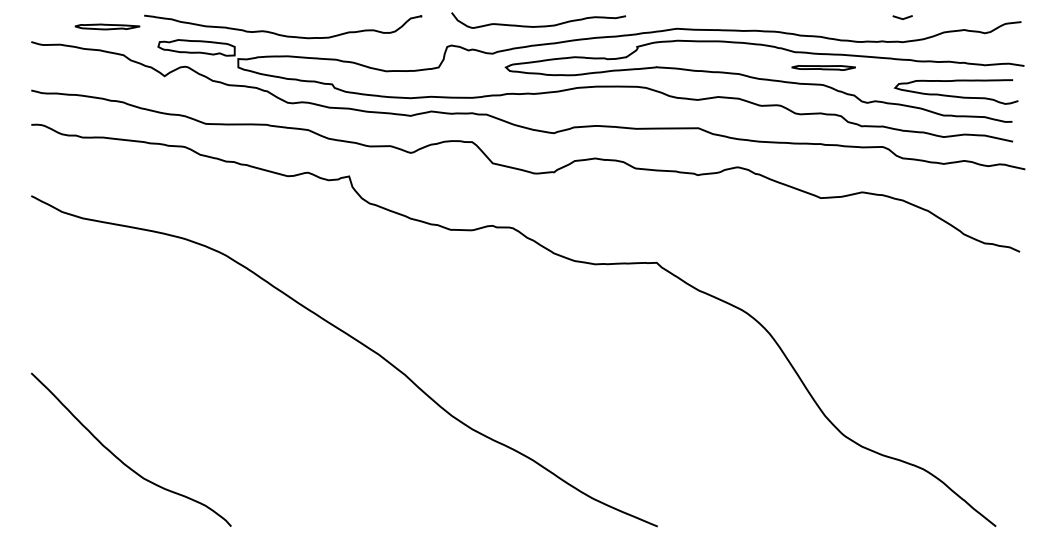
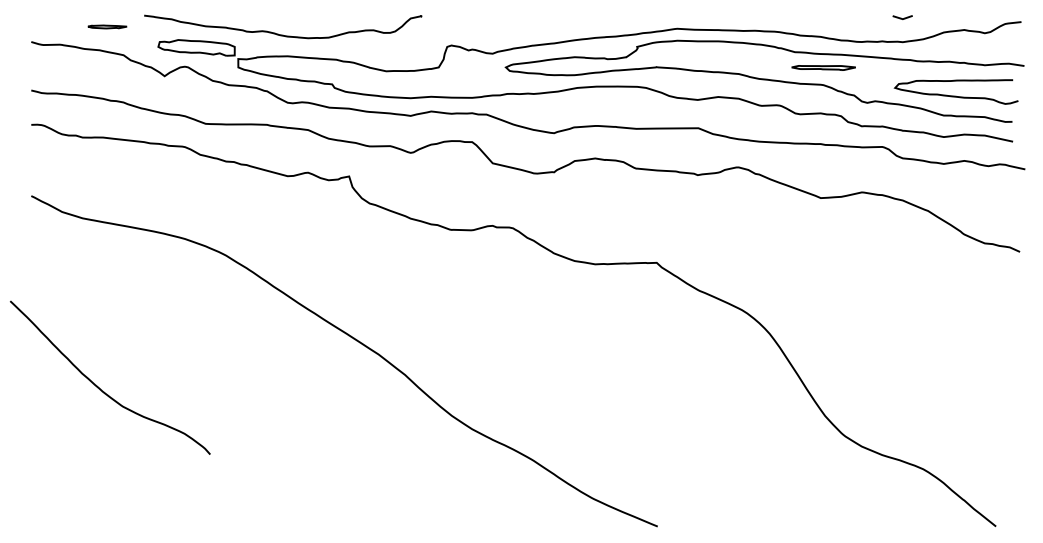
curve: present -> none (538, 25)
part size: 67x8 px -> 41x6 px (107, 26)
curve position: (120, 459) -> (99, 387) (99, 387)
